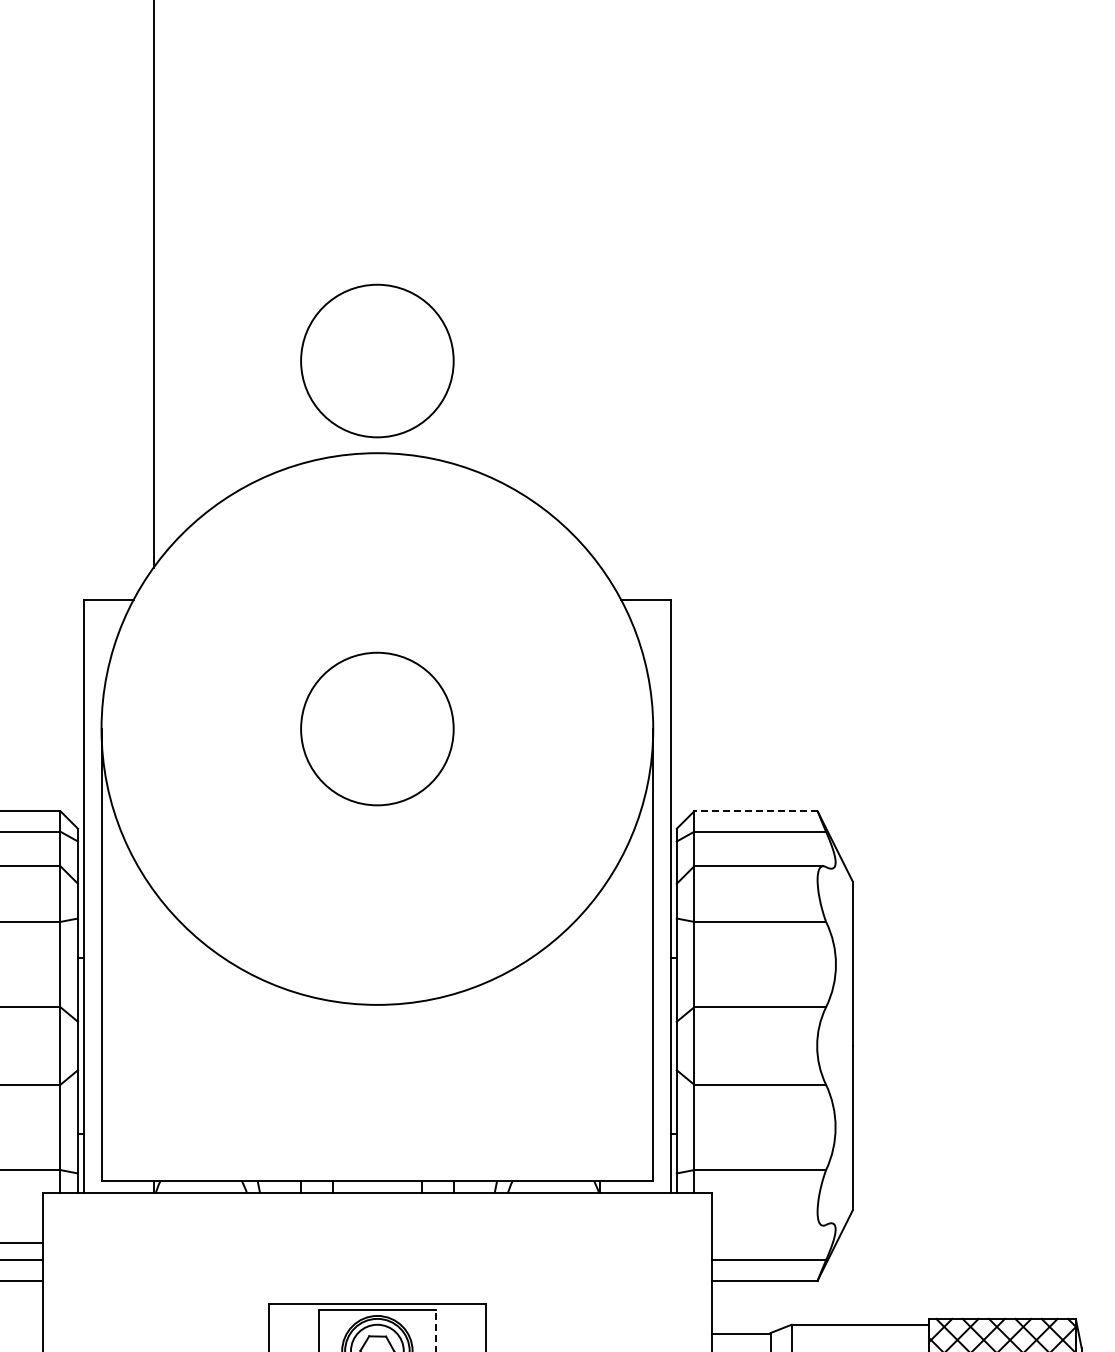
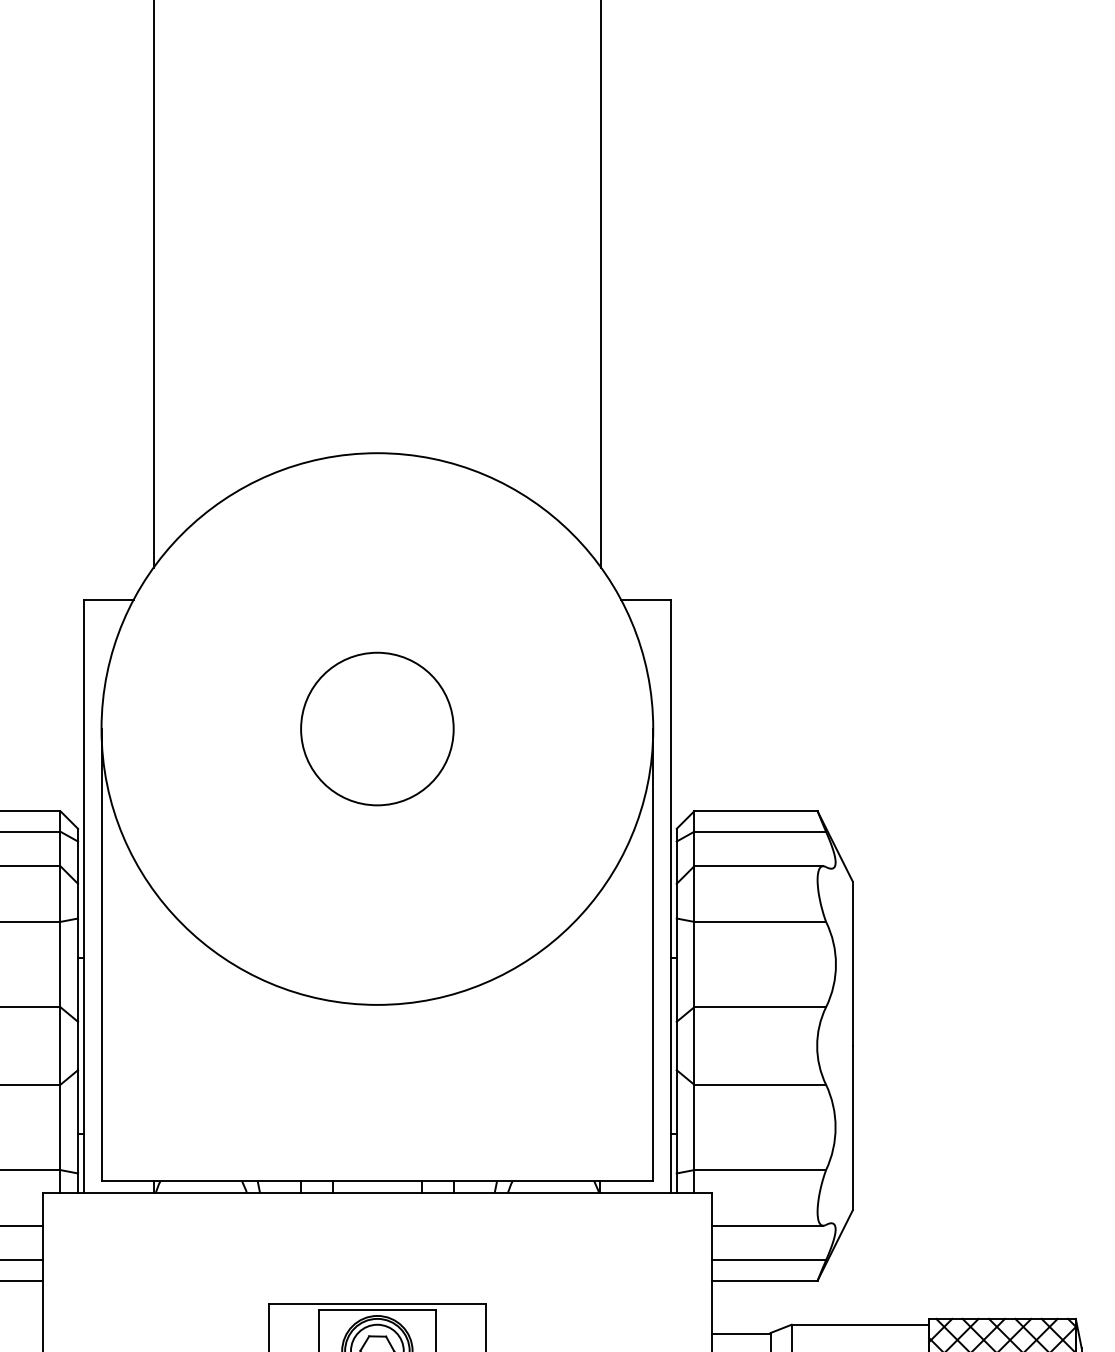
line: none -> present (601, 284)
circle: present -> none (377, 360)
line: dashed -> solid (755, 811)
line: none -> present (767, 1225)
line position: (22, 1242) -> (22, 1225) (22, 1225)
line: dashed -> solid (436, 1331)
